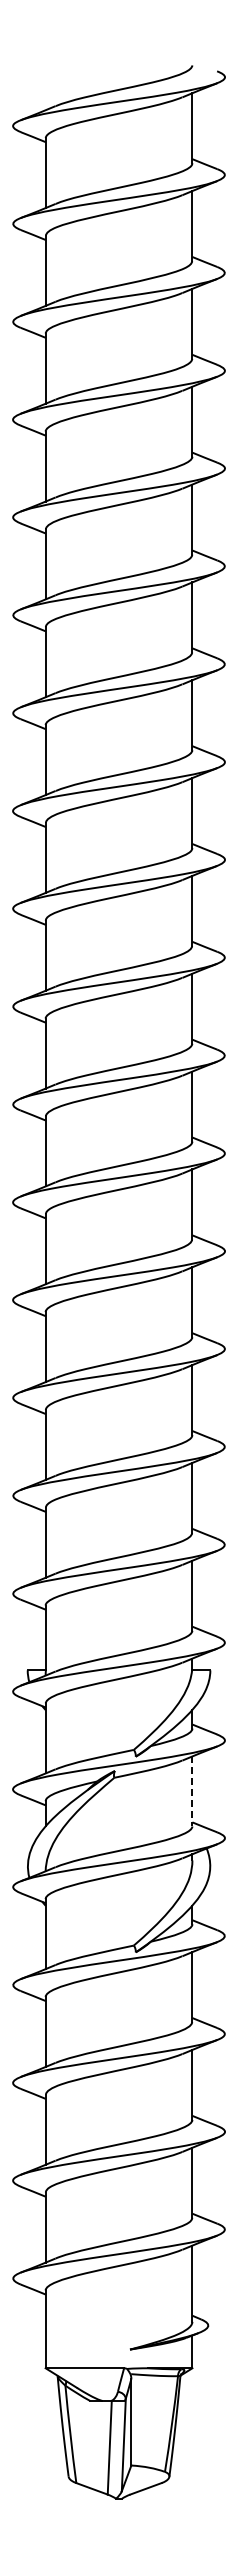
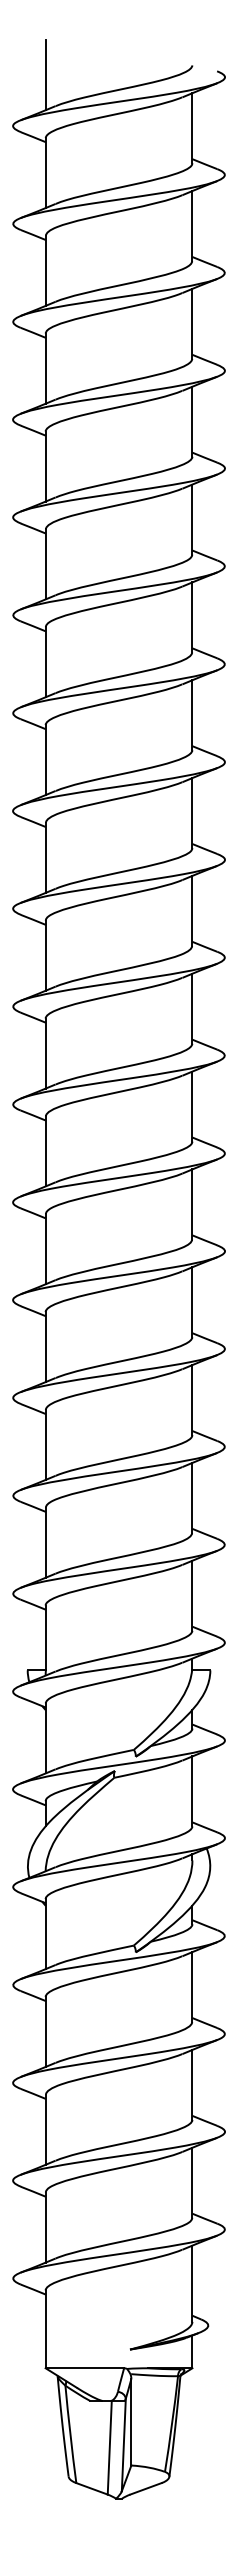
line: none -> present (45, 75)
line: dashed -> solid (192, 1791)
